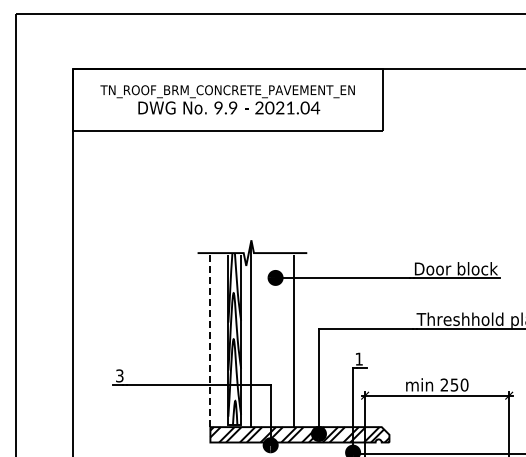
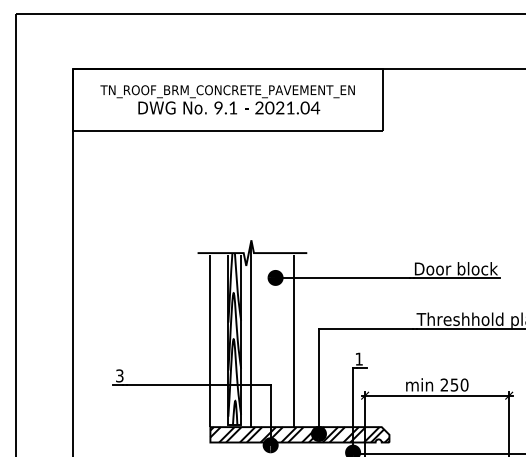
text: 9.9 -> 9.1 (233, 107)
line: dashed -> solid (210, 341)
